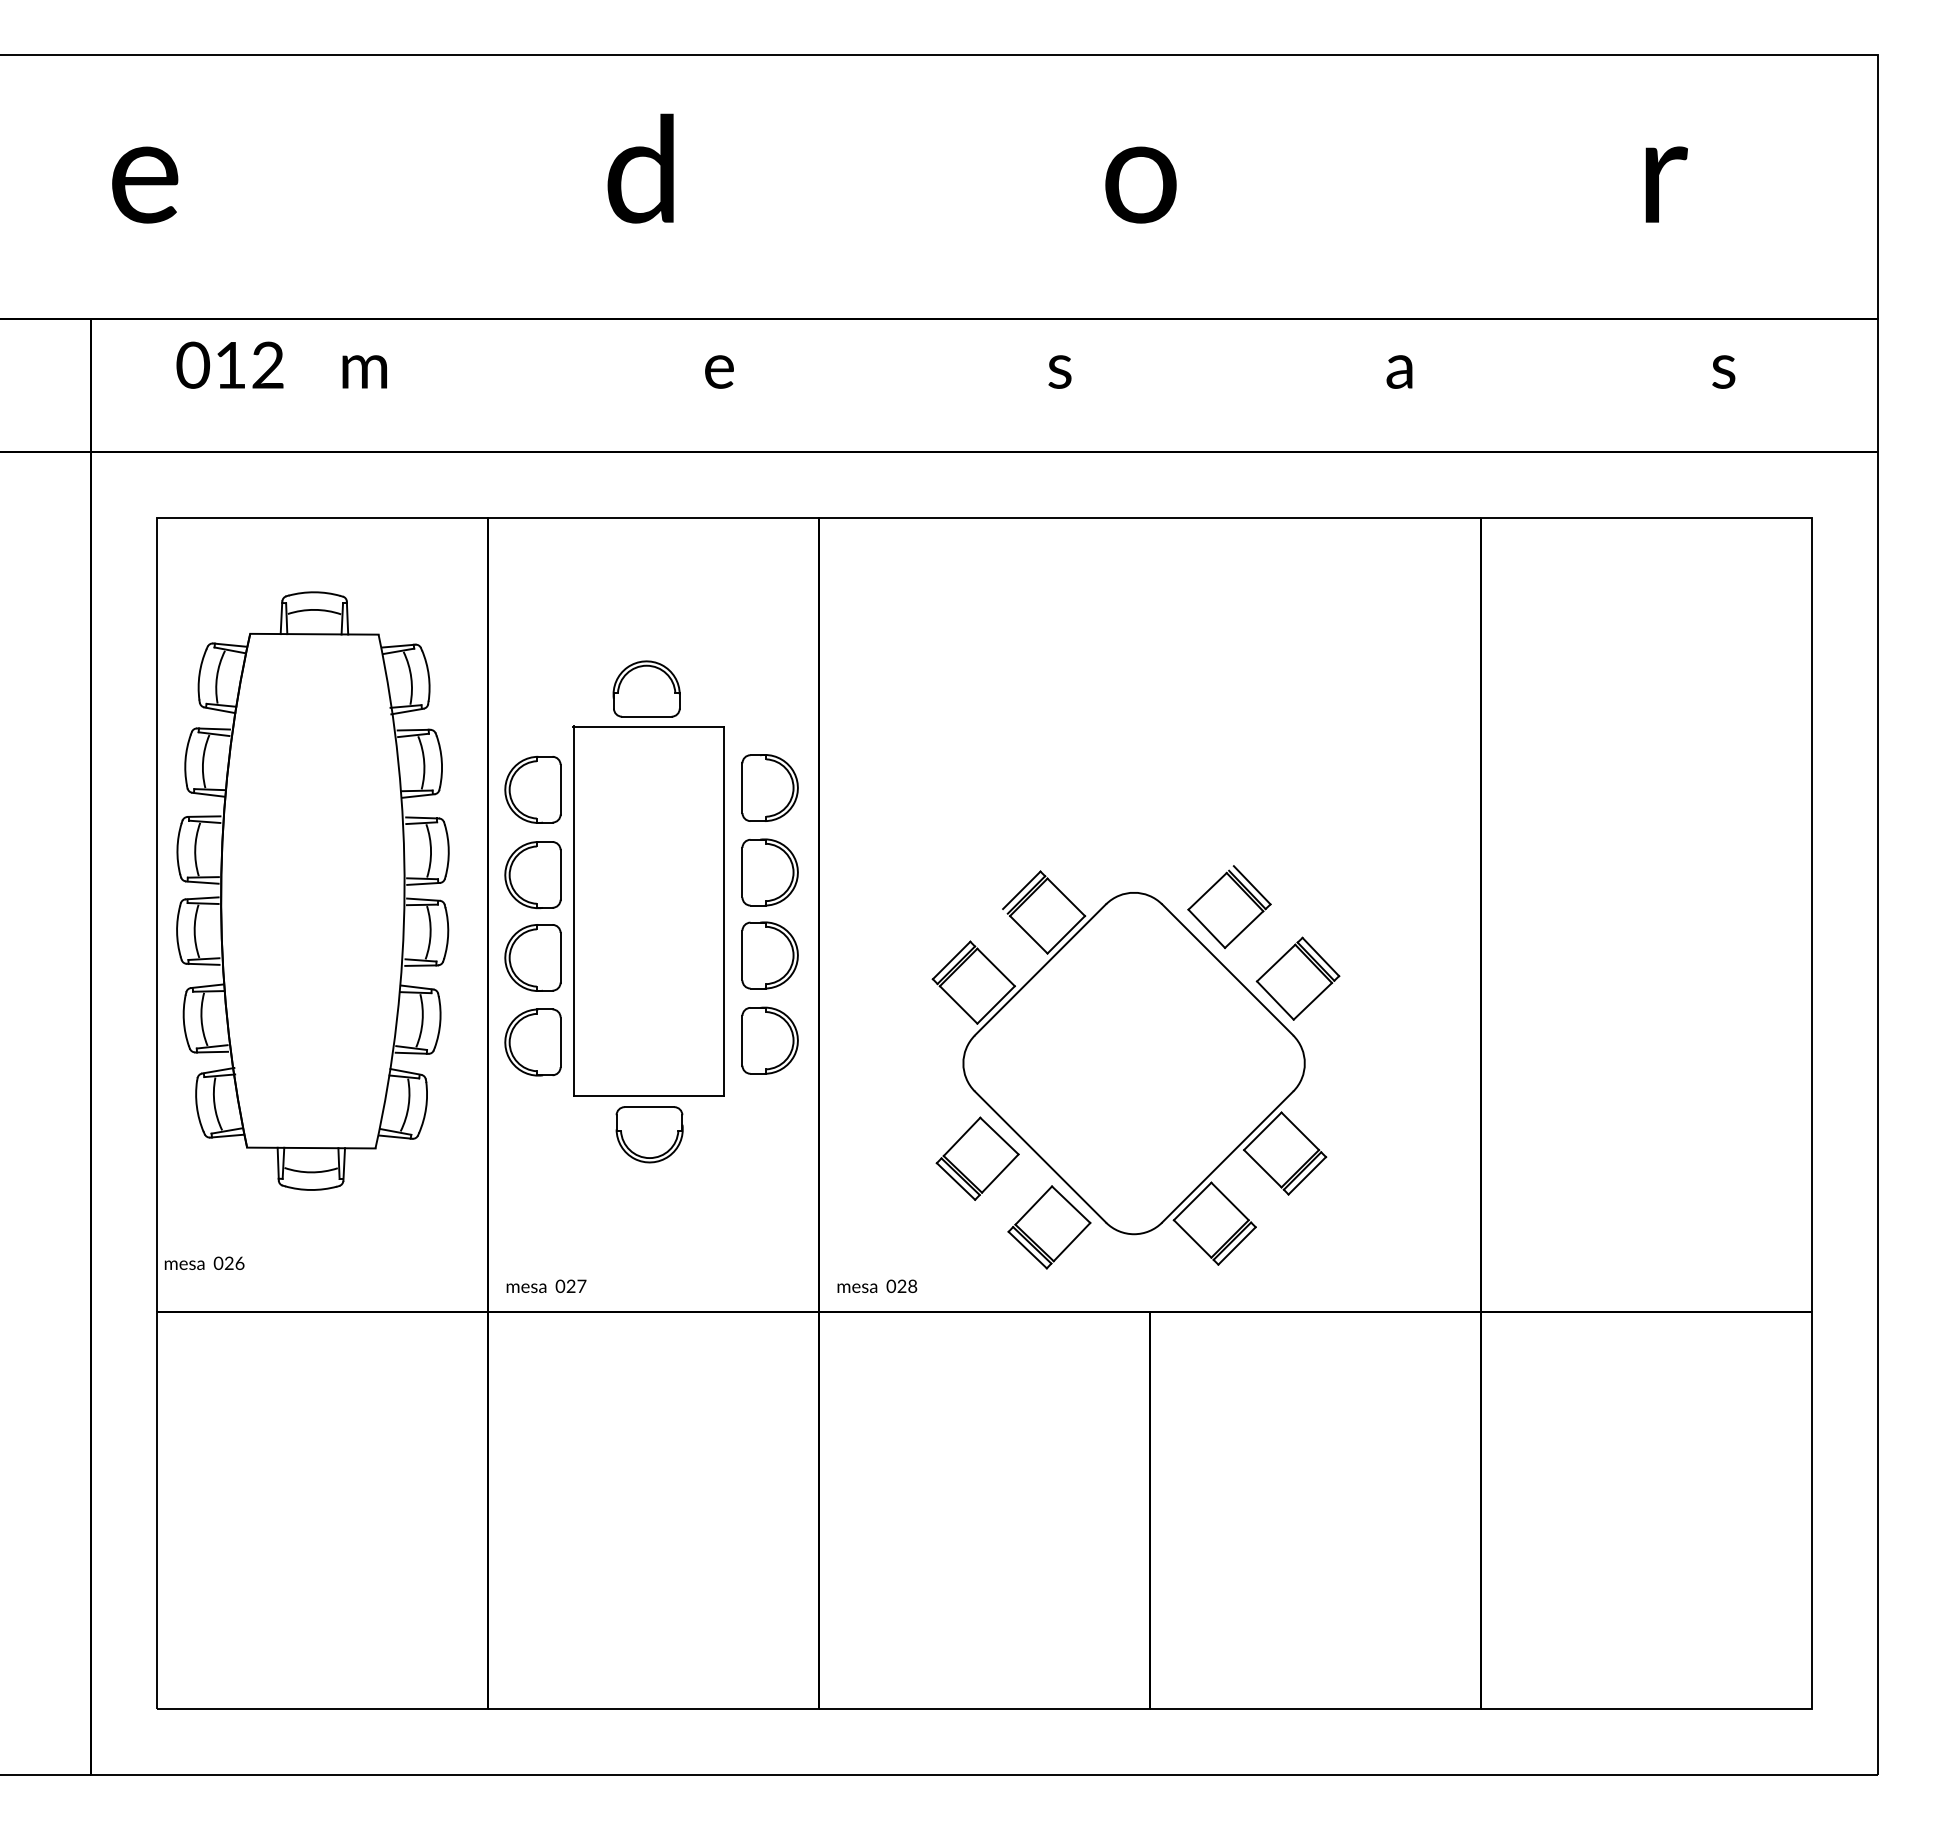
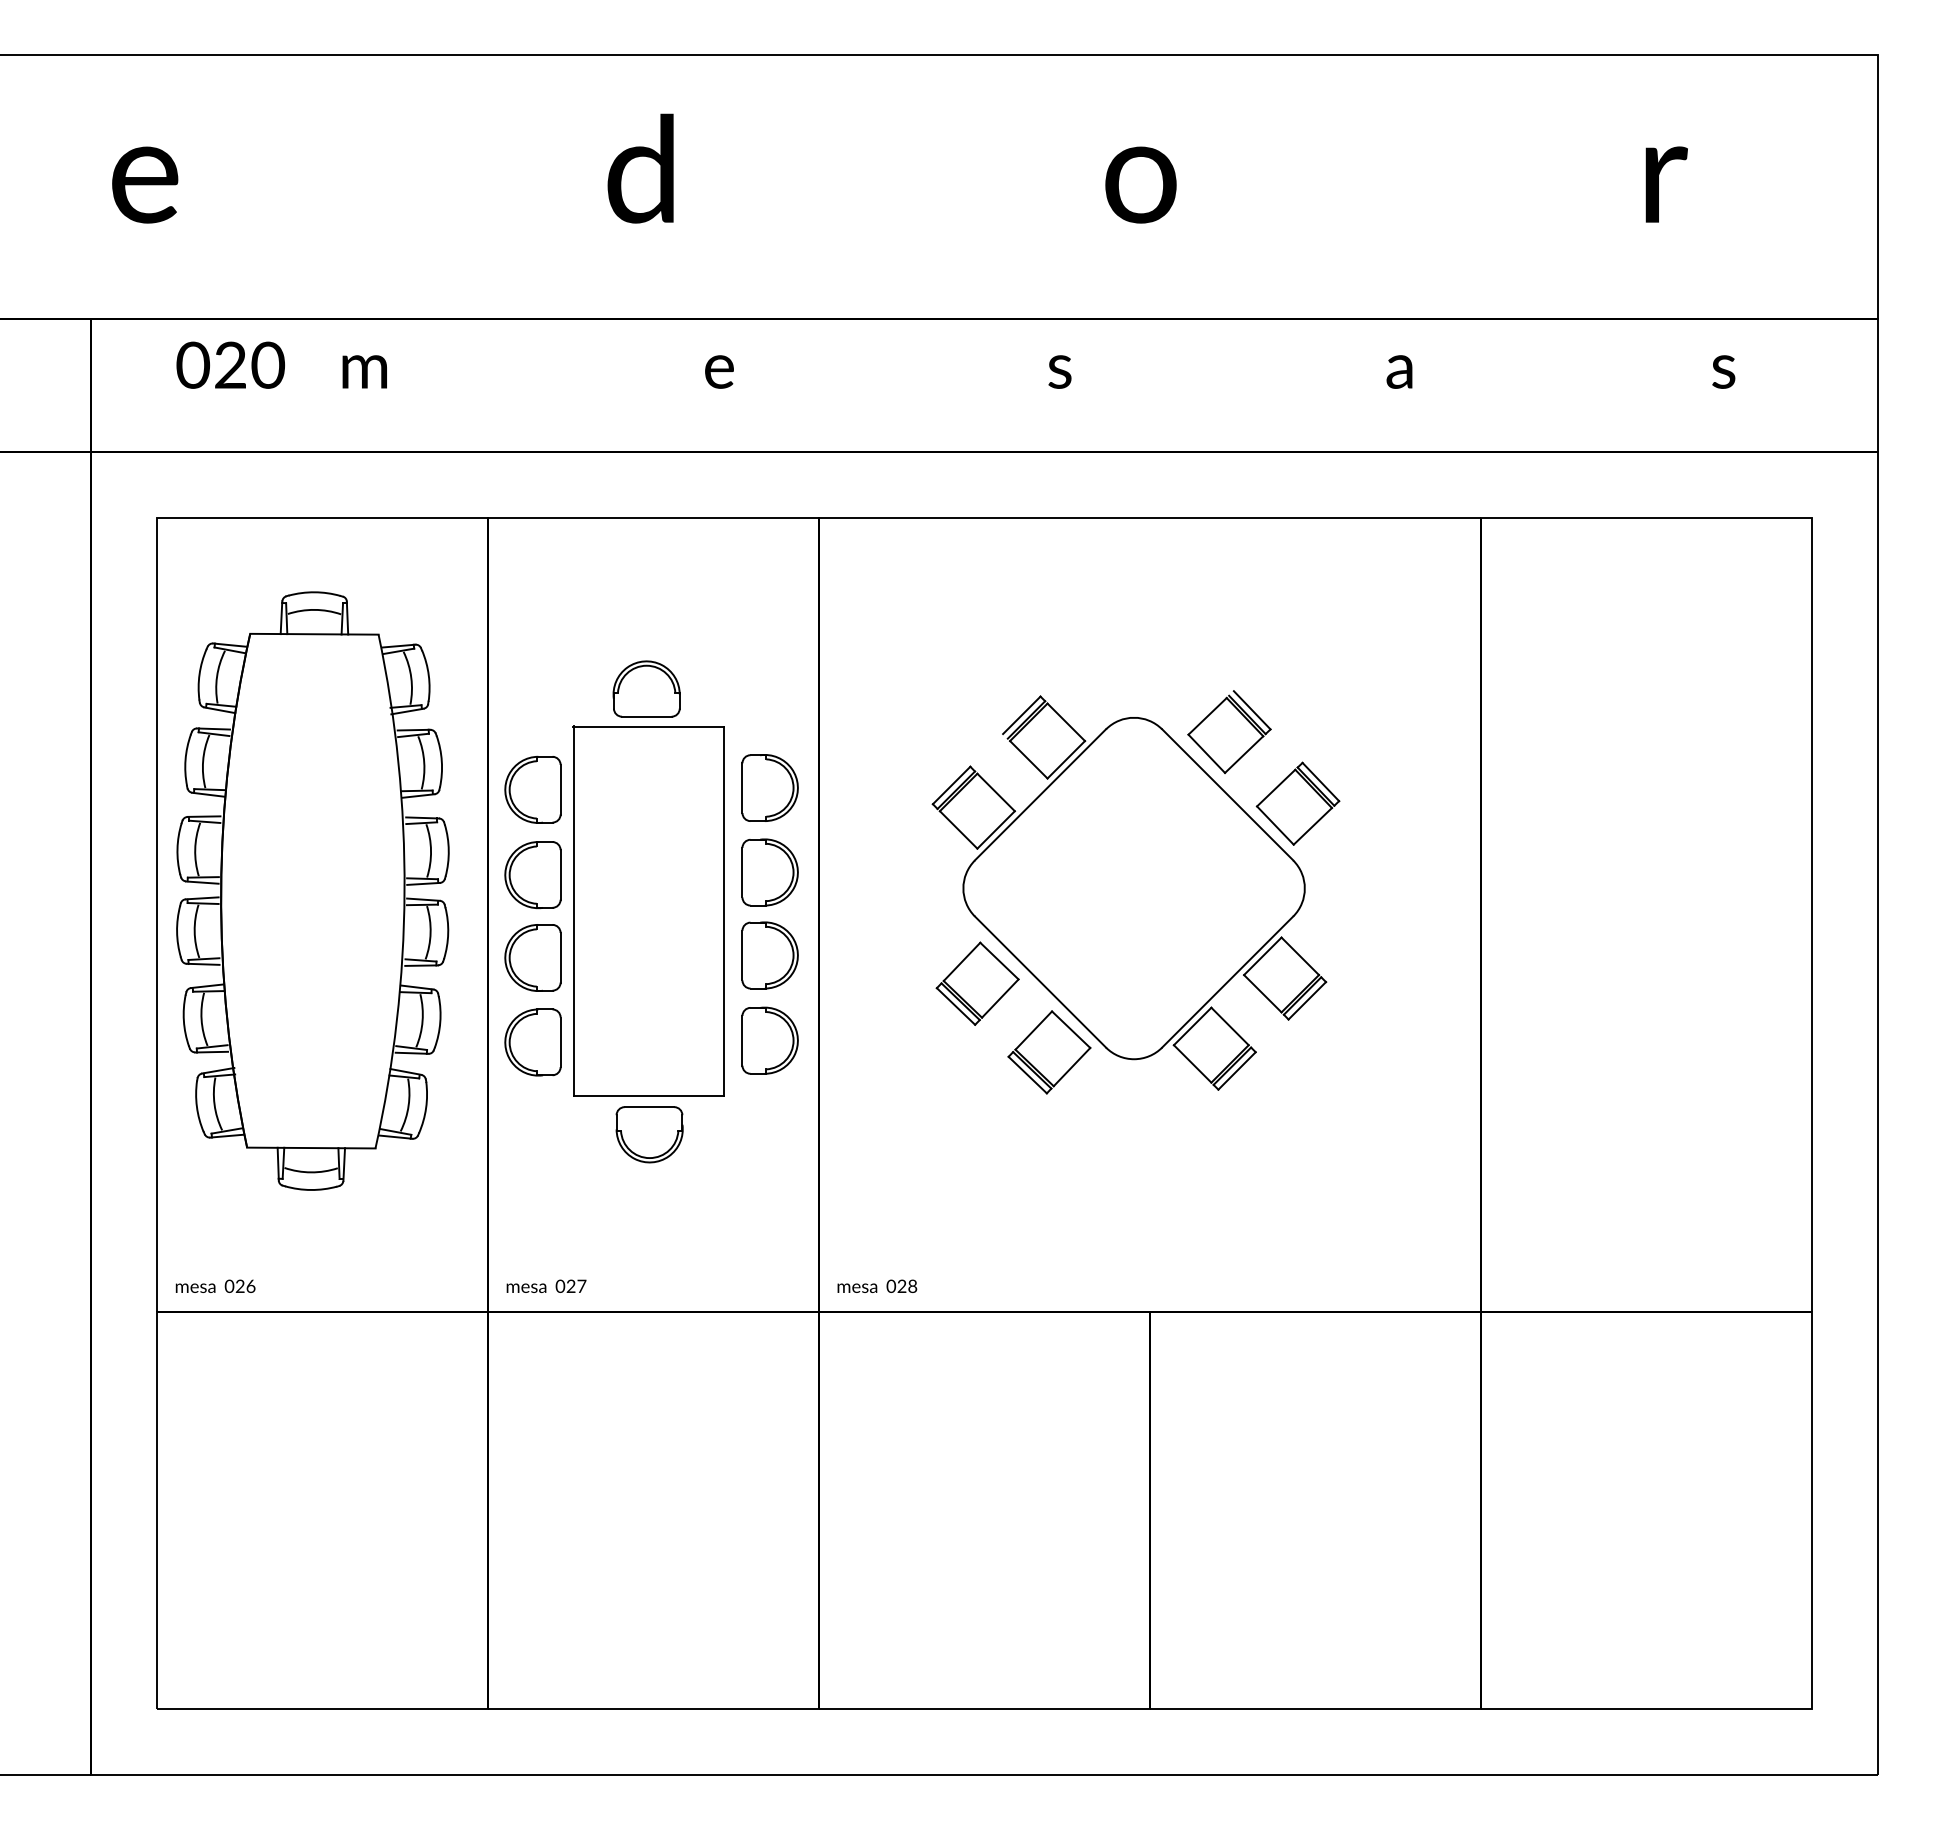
text: 012 -> 020 (250, 364)
part position: (1135, 1067) -> (1135, 892) (1135, 892)
text position: (204, 1262) -> (215, 1285) (215, 1285)
